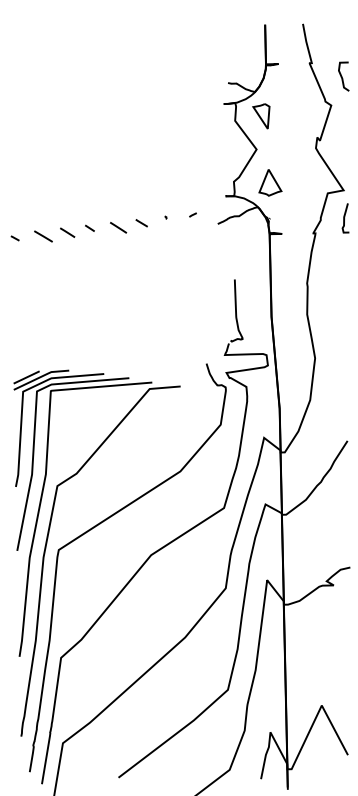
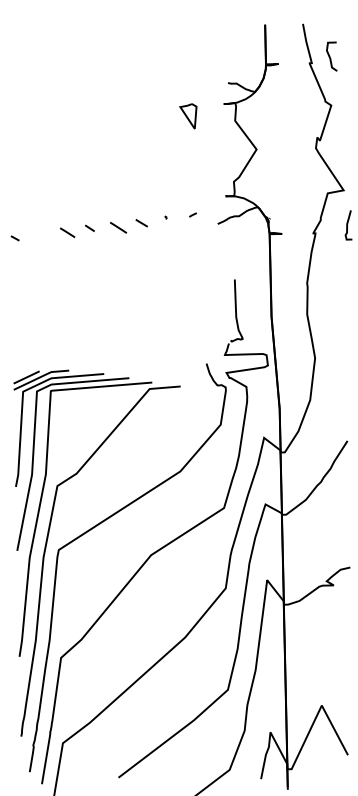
curve position: (342, 76) -> (330, 56) (330, 56)
part position: (261, 116) -> (188, 116) (188, 116)
part: present -> none (270, 182)
curve position: (345, 217) -> (348, 224) (348, 224)
line: present -> none (43, 236)
